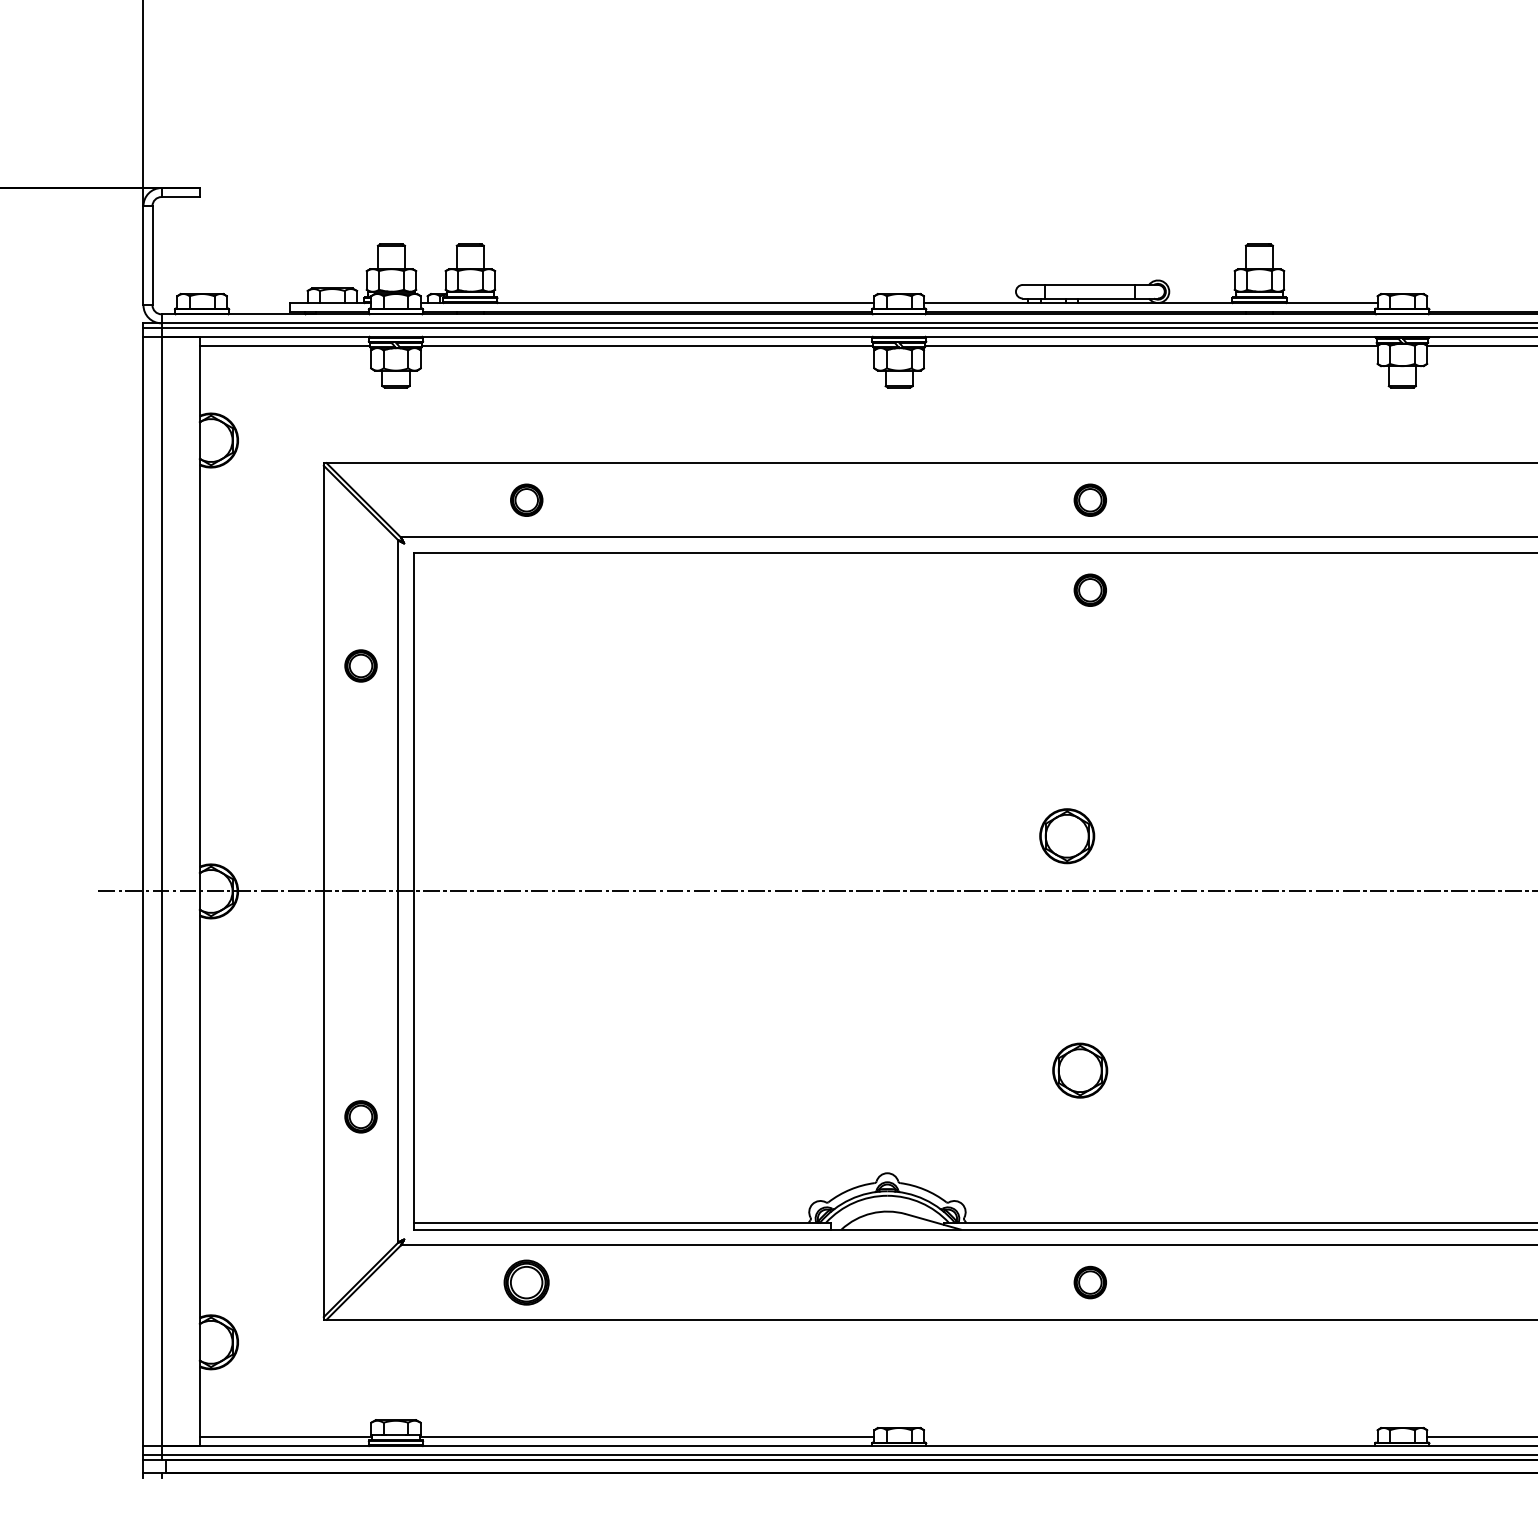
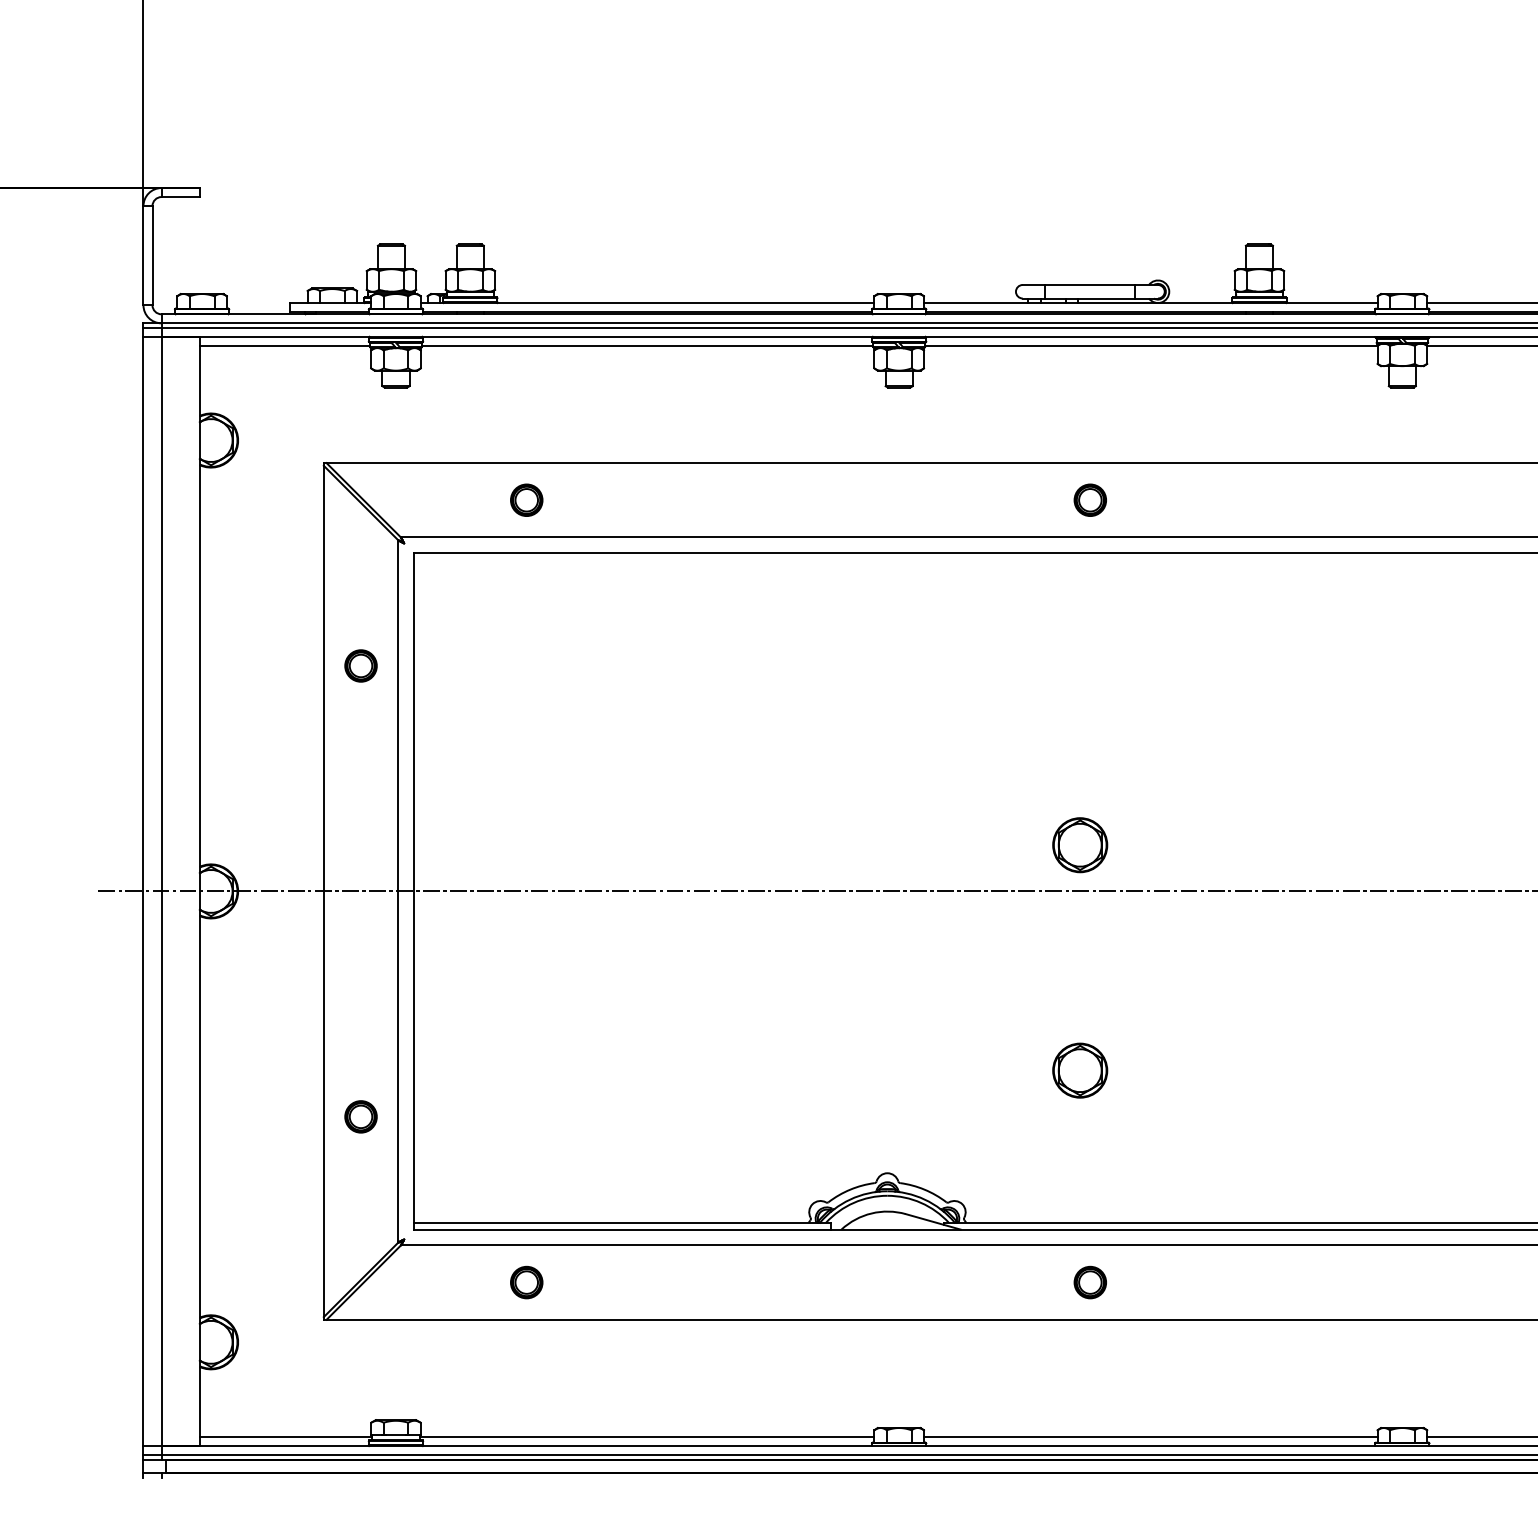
line: none -> present (1480, 303)
part: present -> none (1089, 589)
part position: (1067, 836) -> (1080, 845) (1080, 845)
part size: 47x47 px -> 34x35 px (526, 1282)
line: none -> present (1150, 1437)
